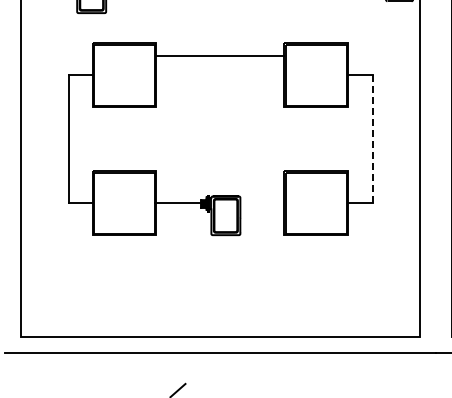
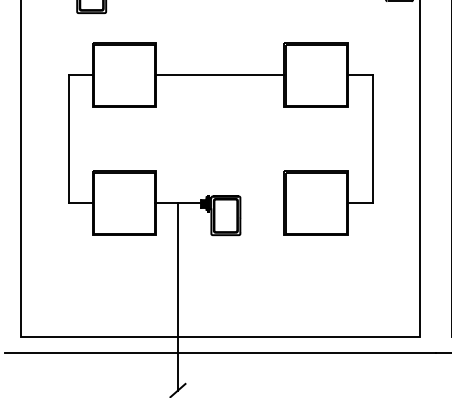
line position: (220, 56) -> (220, 75) (220, 75)
line: dashed -> solid (372, 139)
line: none -> present (177, 296)
